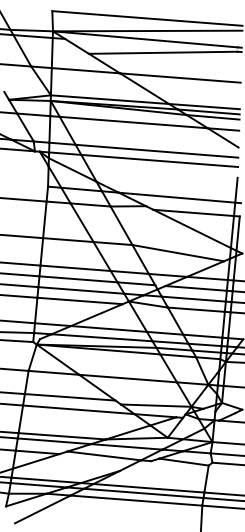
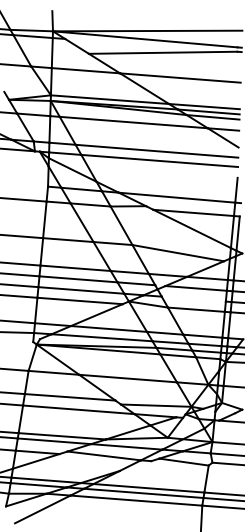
line: present -> none (146, 18)
line: present -> none (193, 298)
line: present -> none (17, 341)
